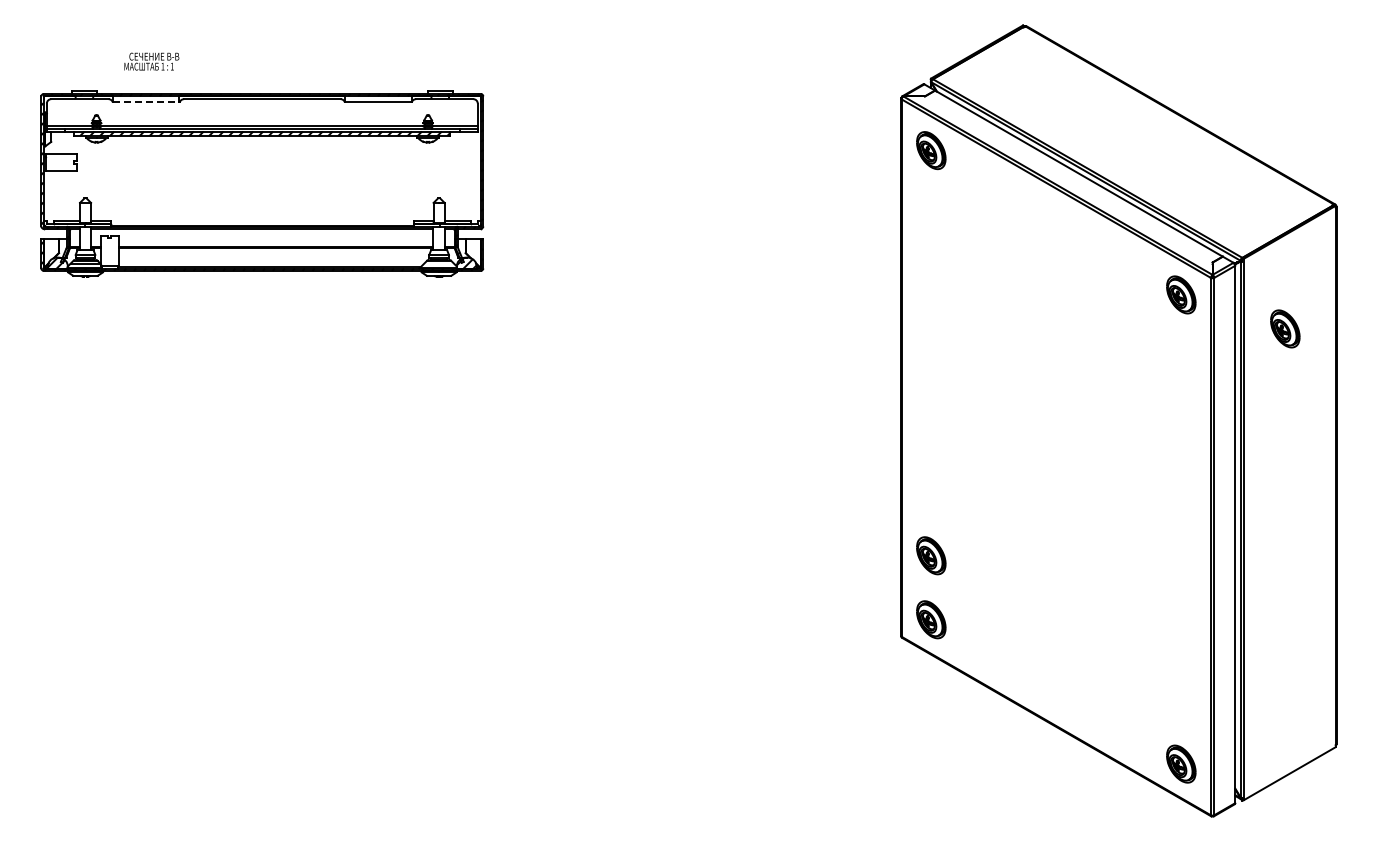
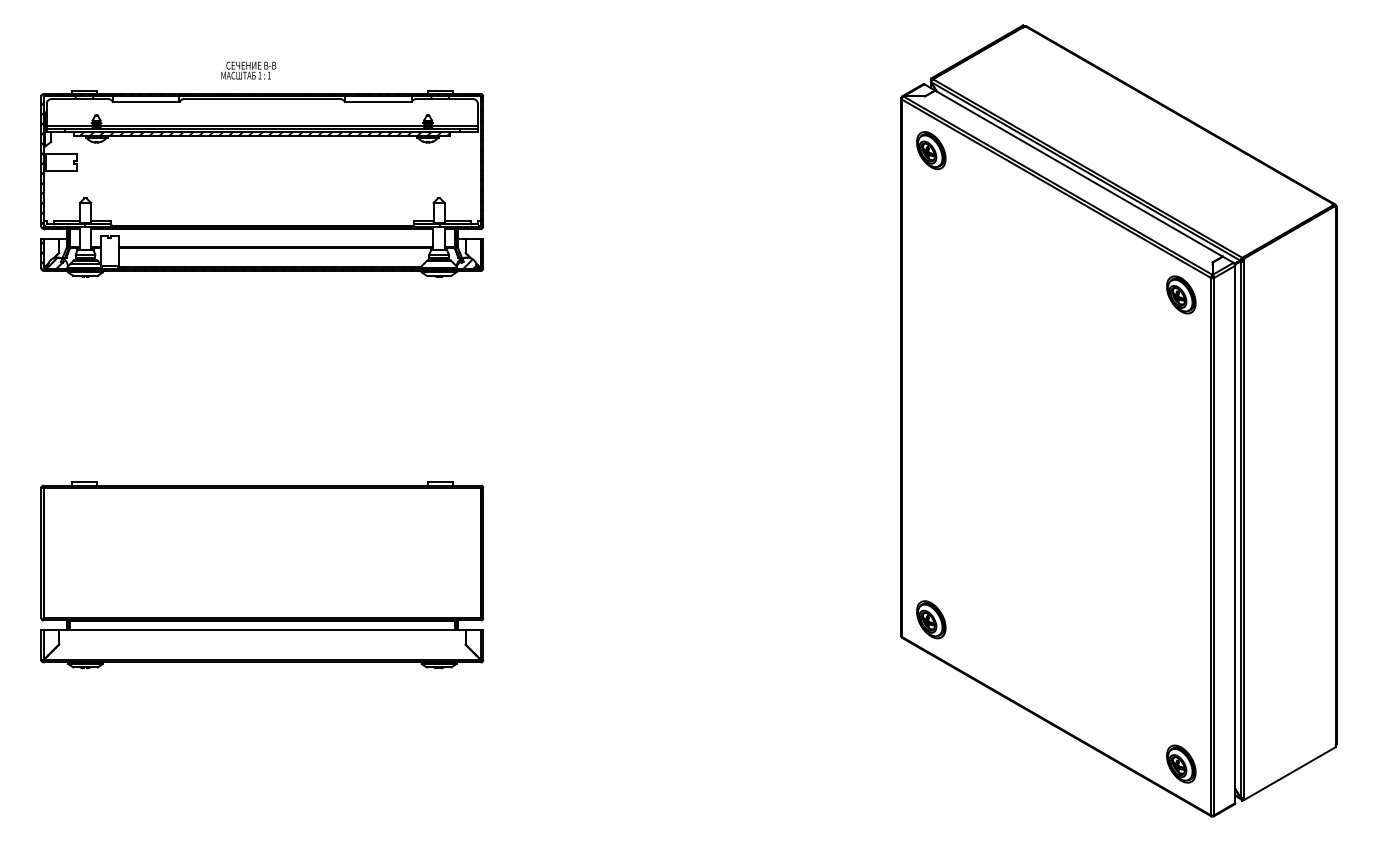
text position: (151, 61) -> (248, 70) (248, 70)
line: dashed -> solid (146, 102)
part: present -> none (1285, 328)
part: present -> none (931, 555)
part: none -> present (262, 575)
